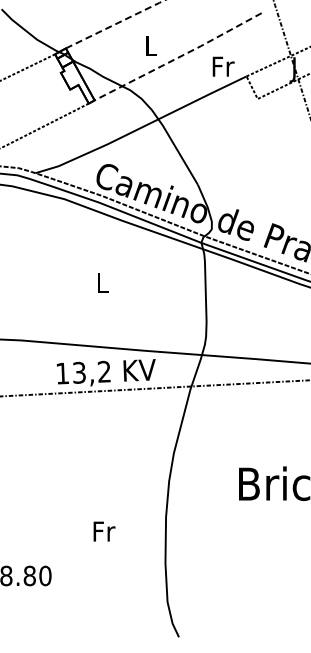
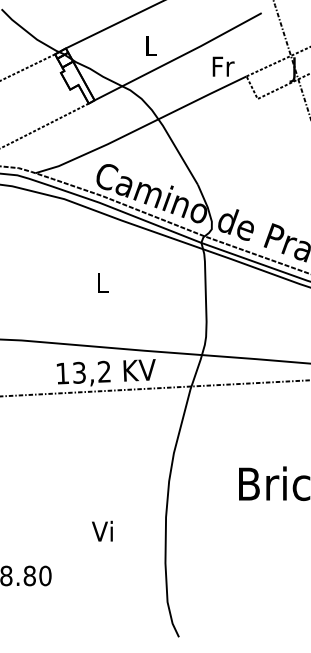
line: dashed -> solid (115, 24)
line: dashed -> solid (178, 57)
text: Fr -> Vi (103, 530)
